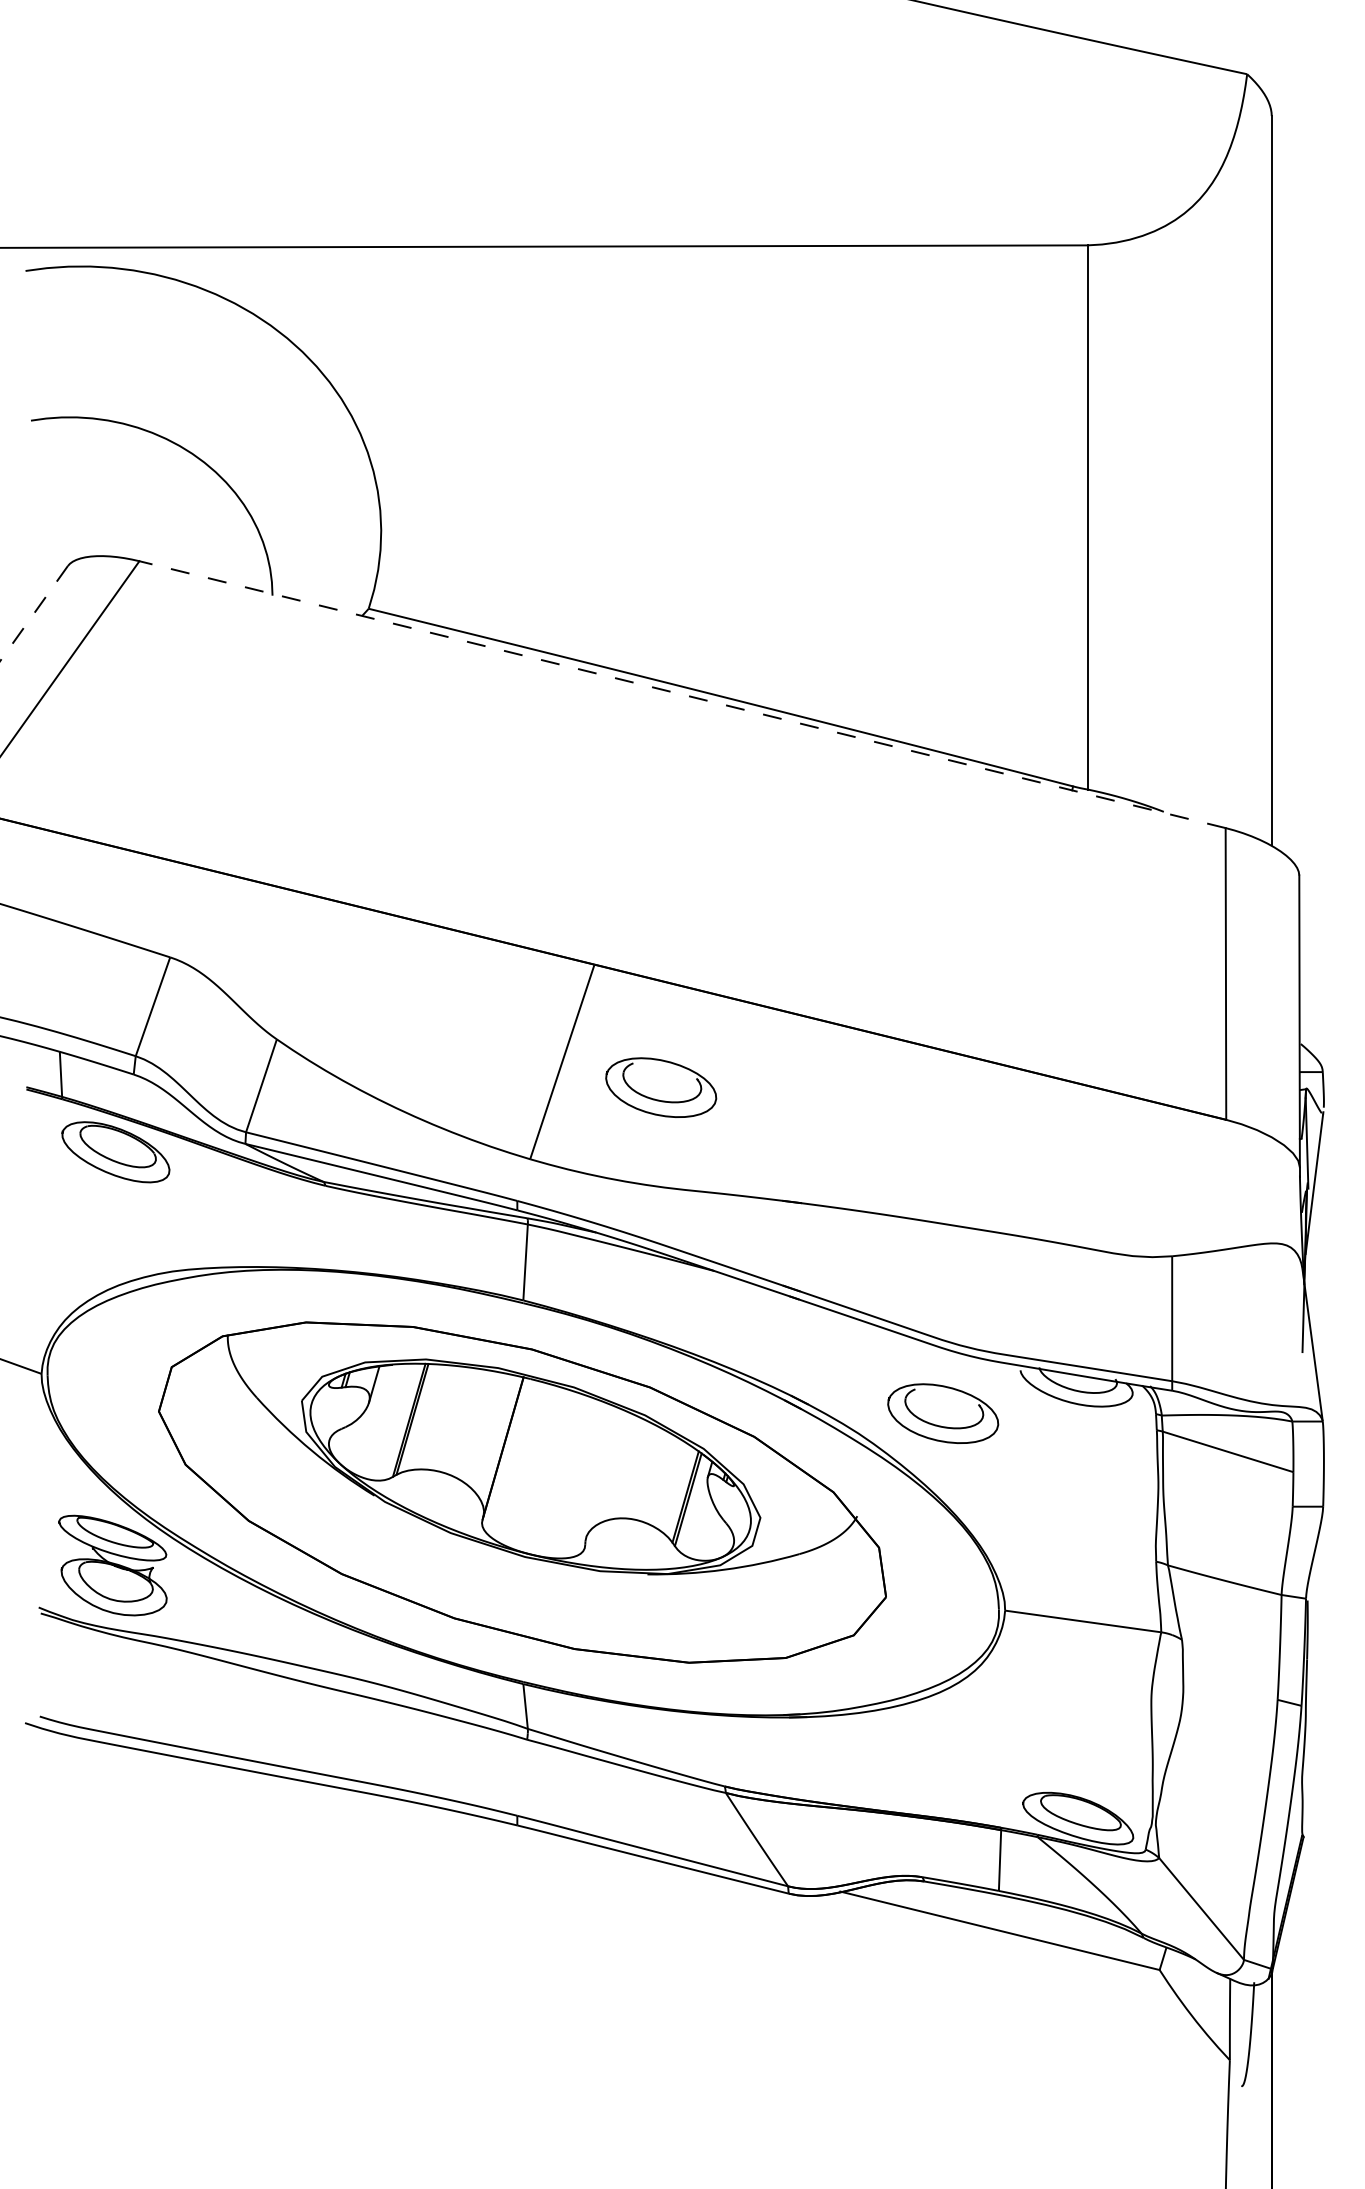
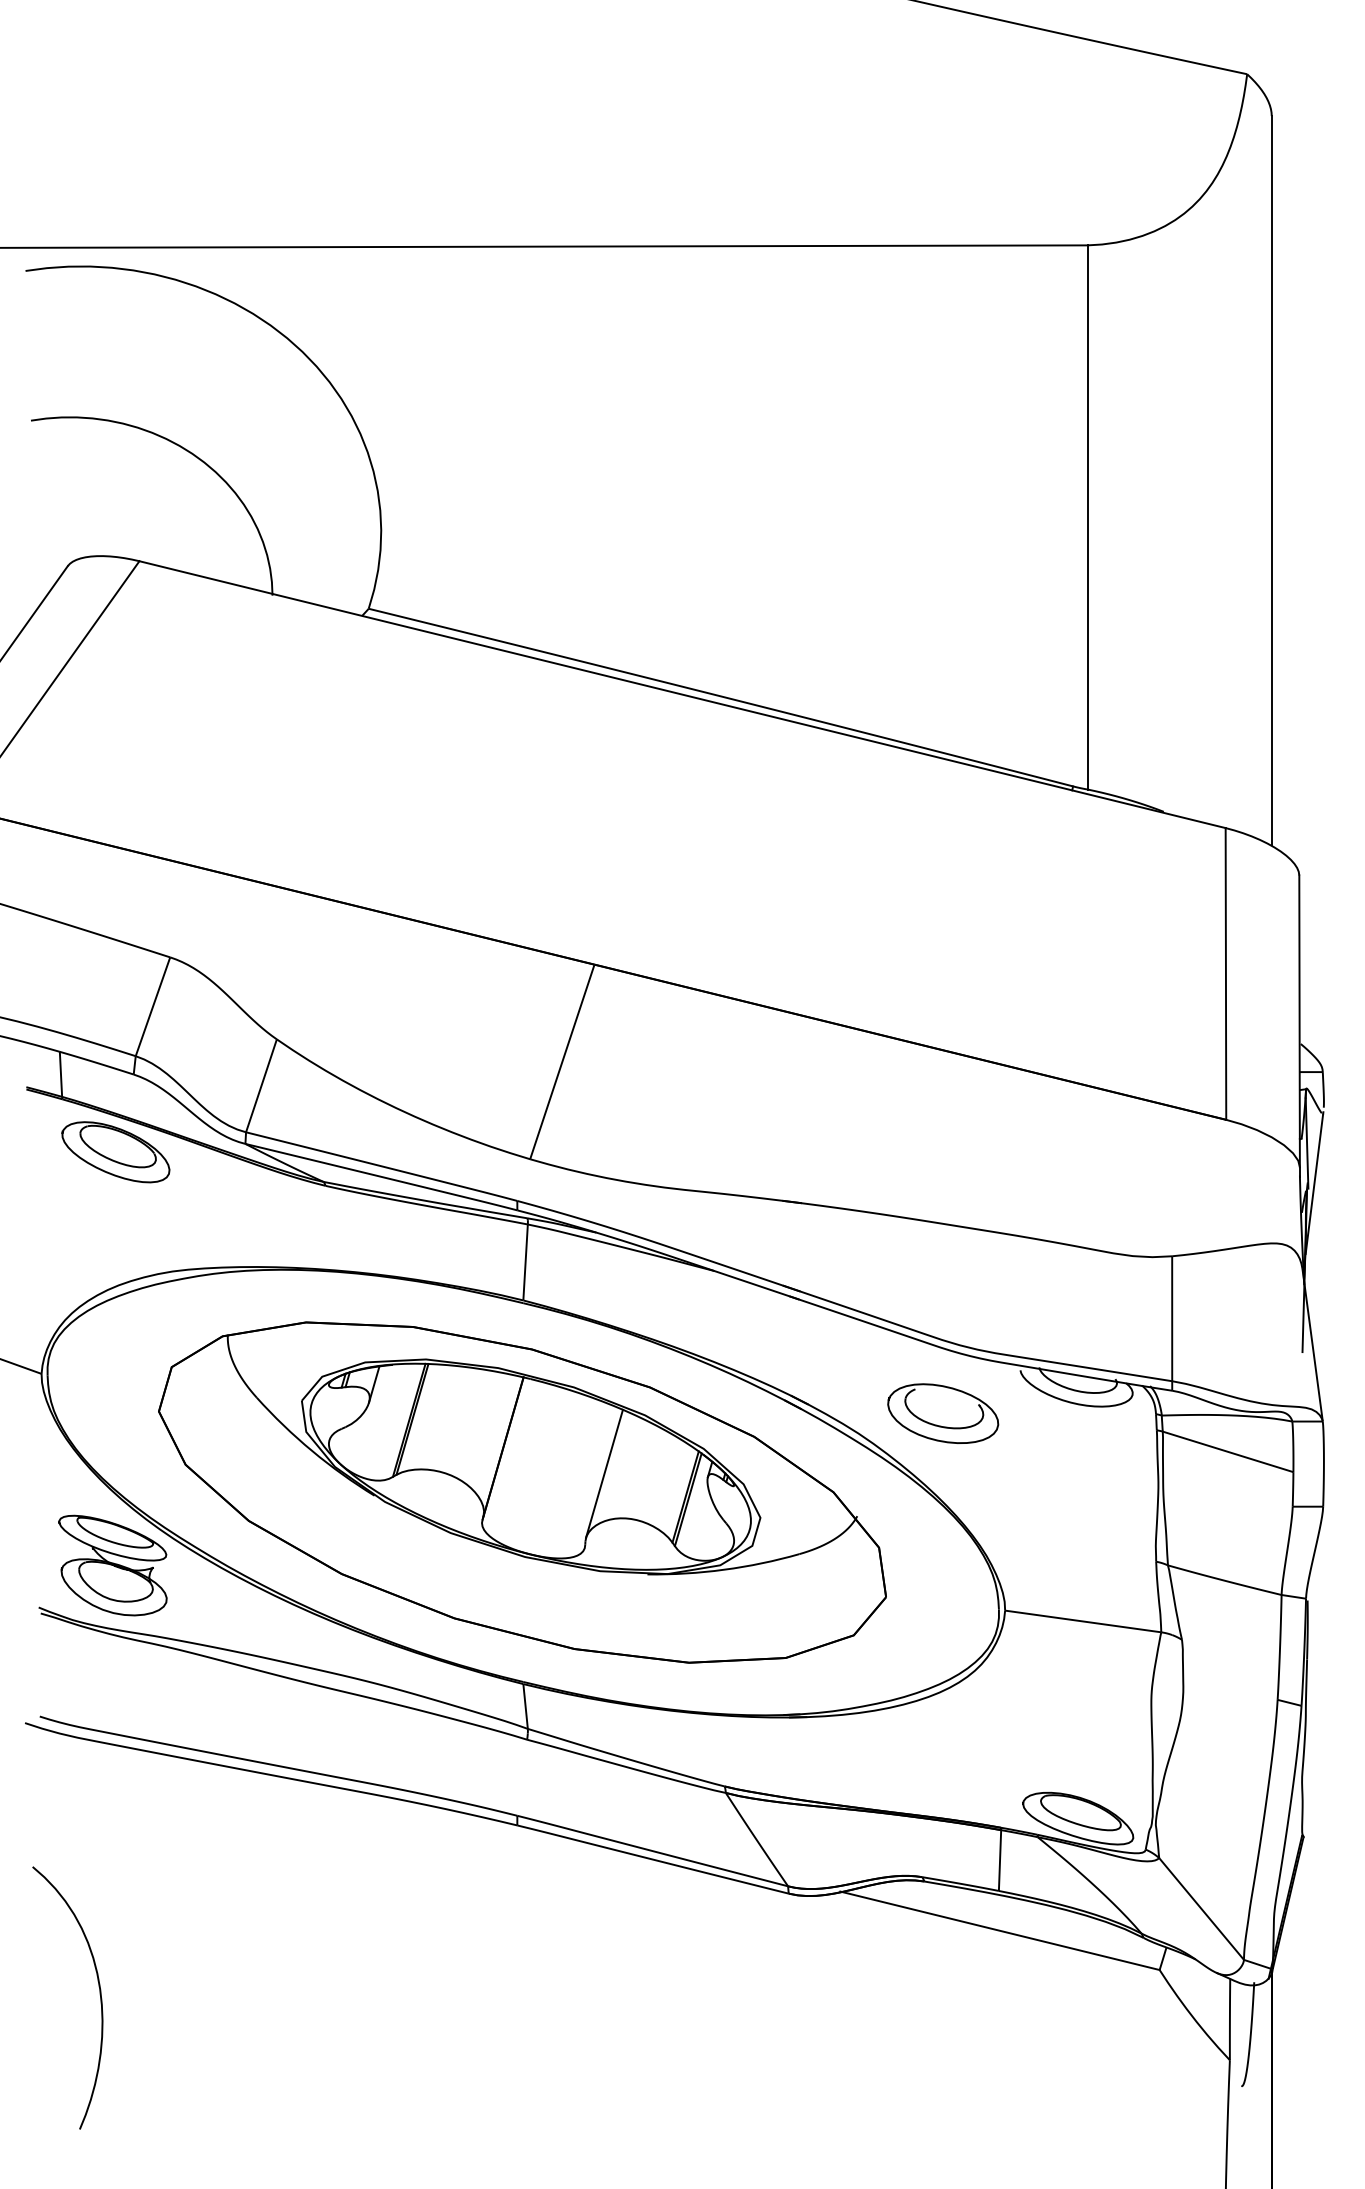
line: dashed -> solid (33, 614)
line: dashed -> solid (682, 694)
part: present -> none (661, 1087)
line: none -> present (604, 1473)
curve: none -> present (99, 1994)
